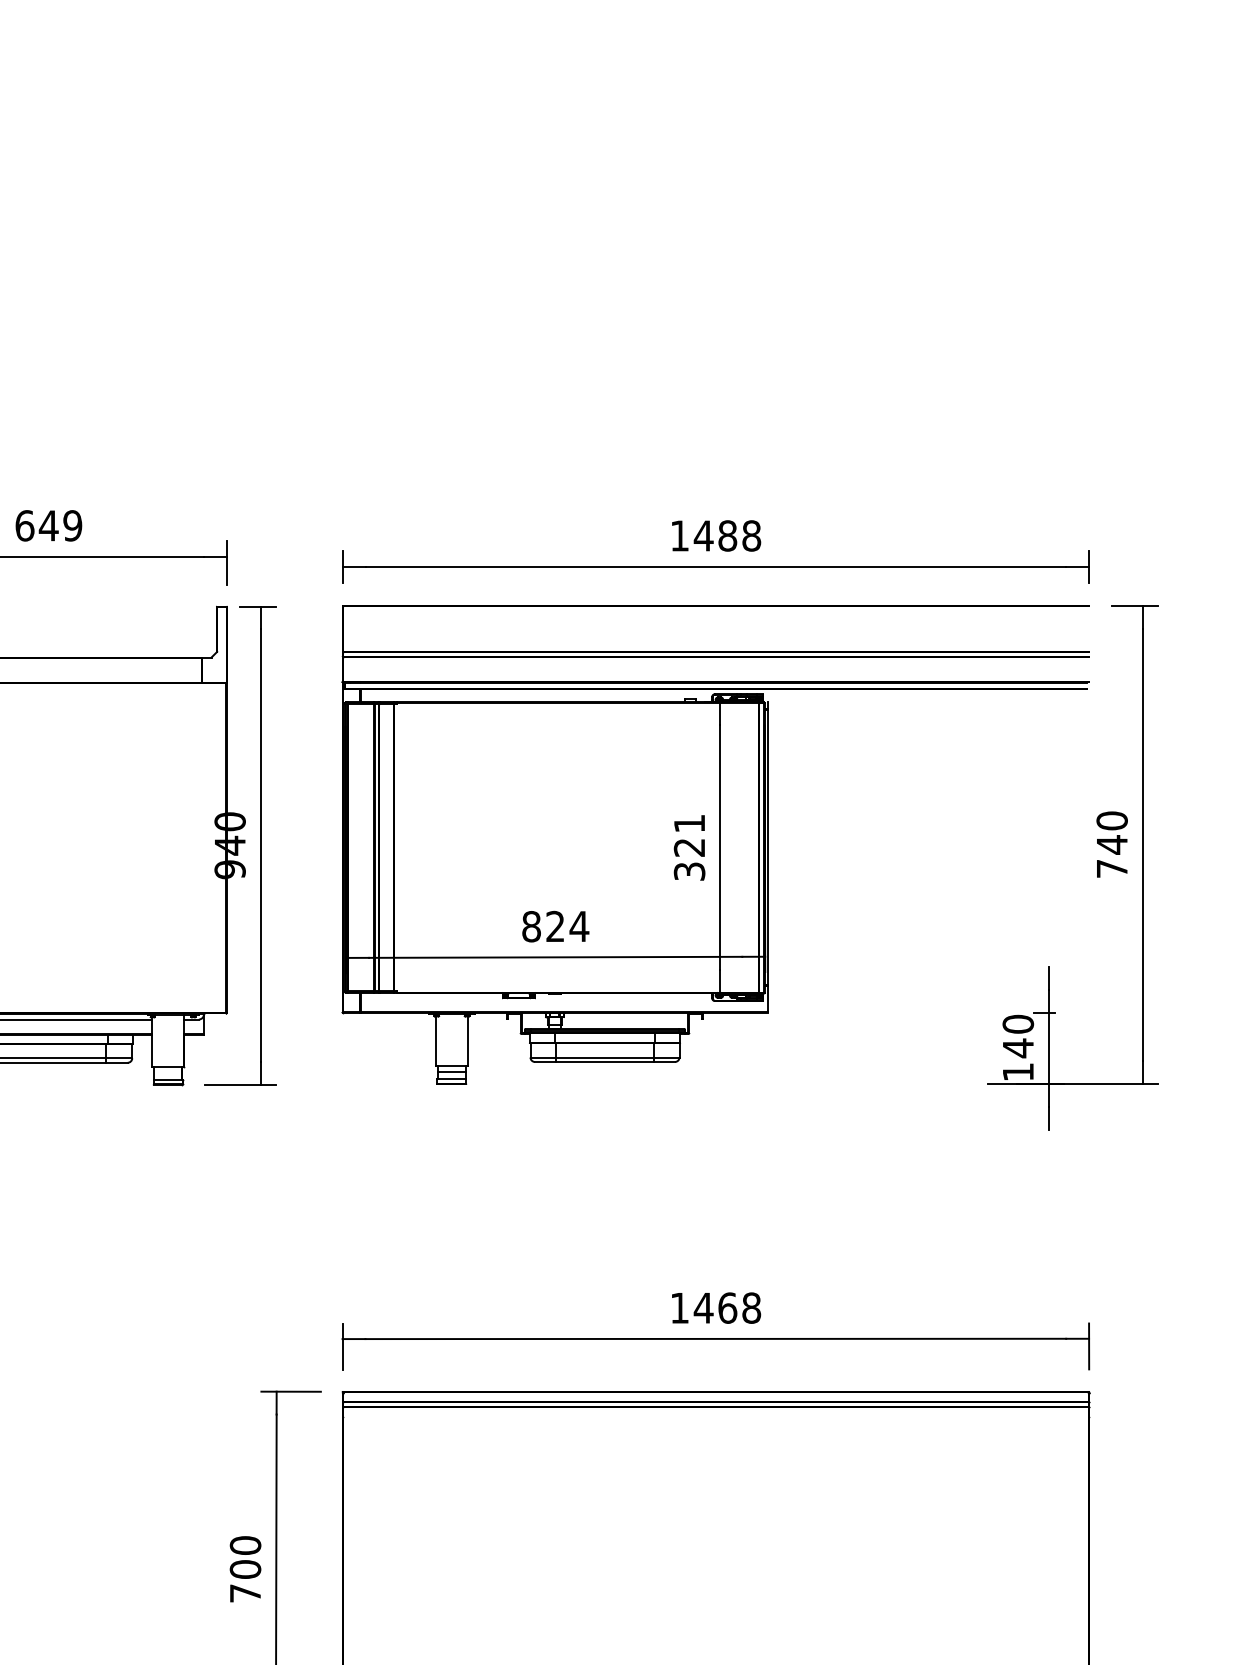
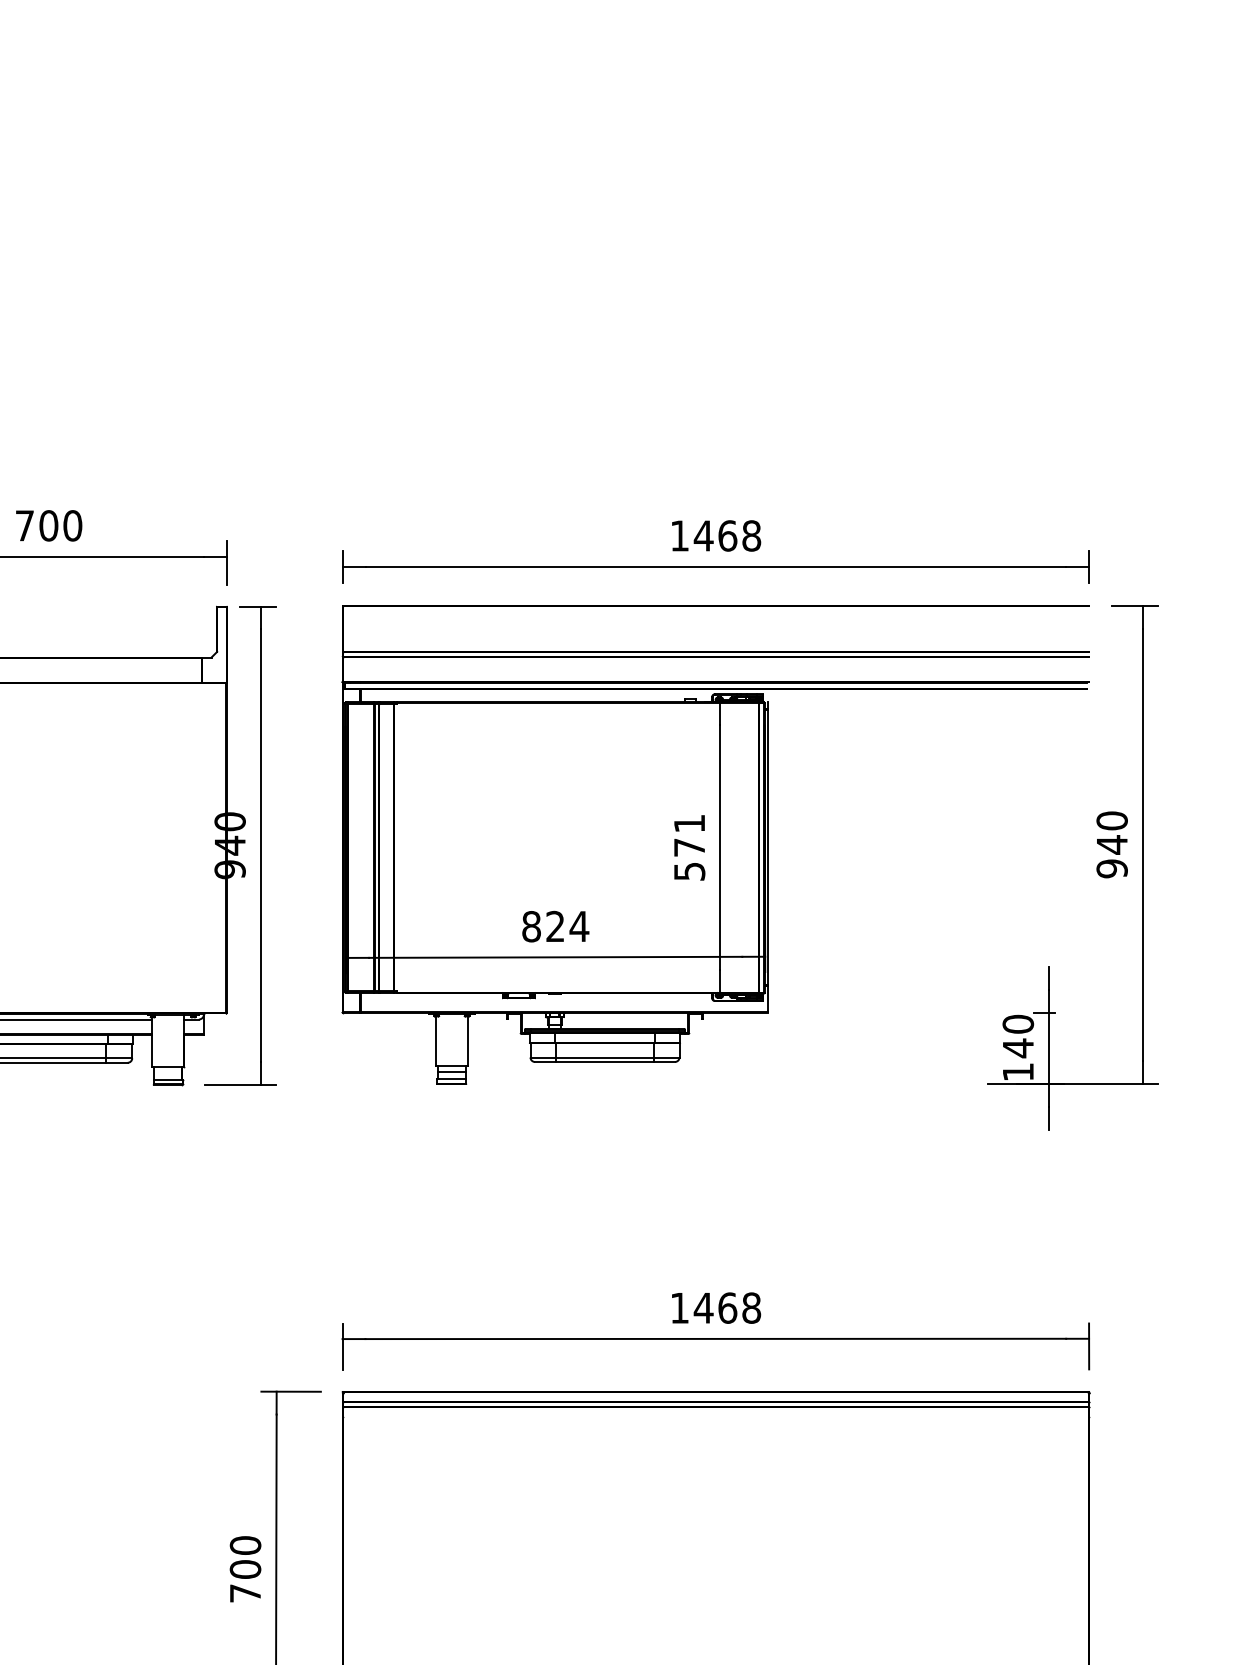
text: 649 -> 700 (48, 525)
text: 1488 -> 1468 (727, 535)
text: 321 -> 571 (688, 859)
text: 740 -> 940 (1111, 868)
